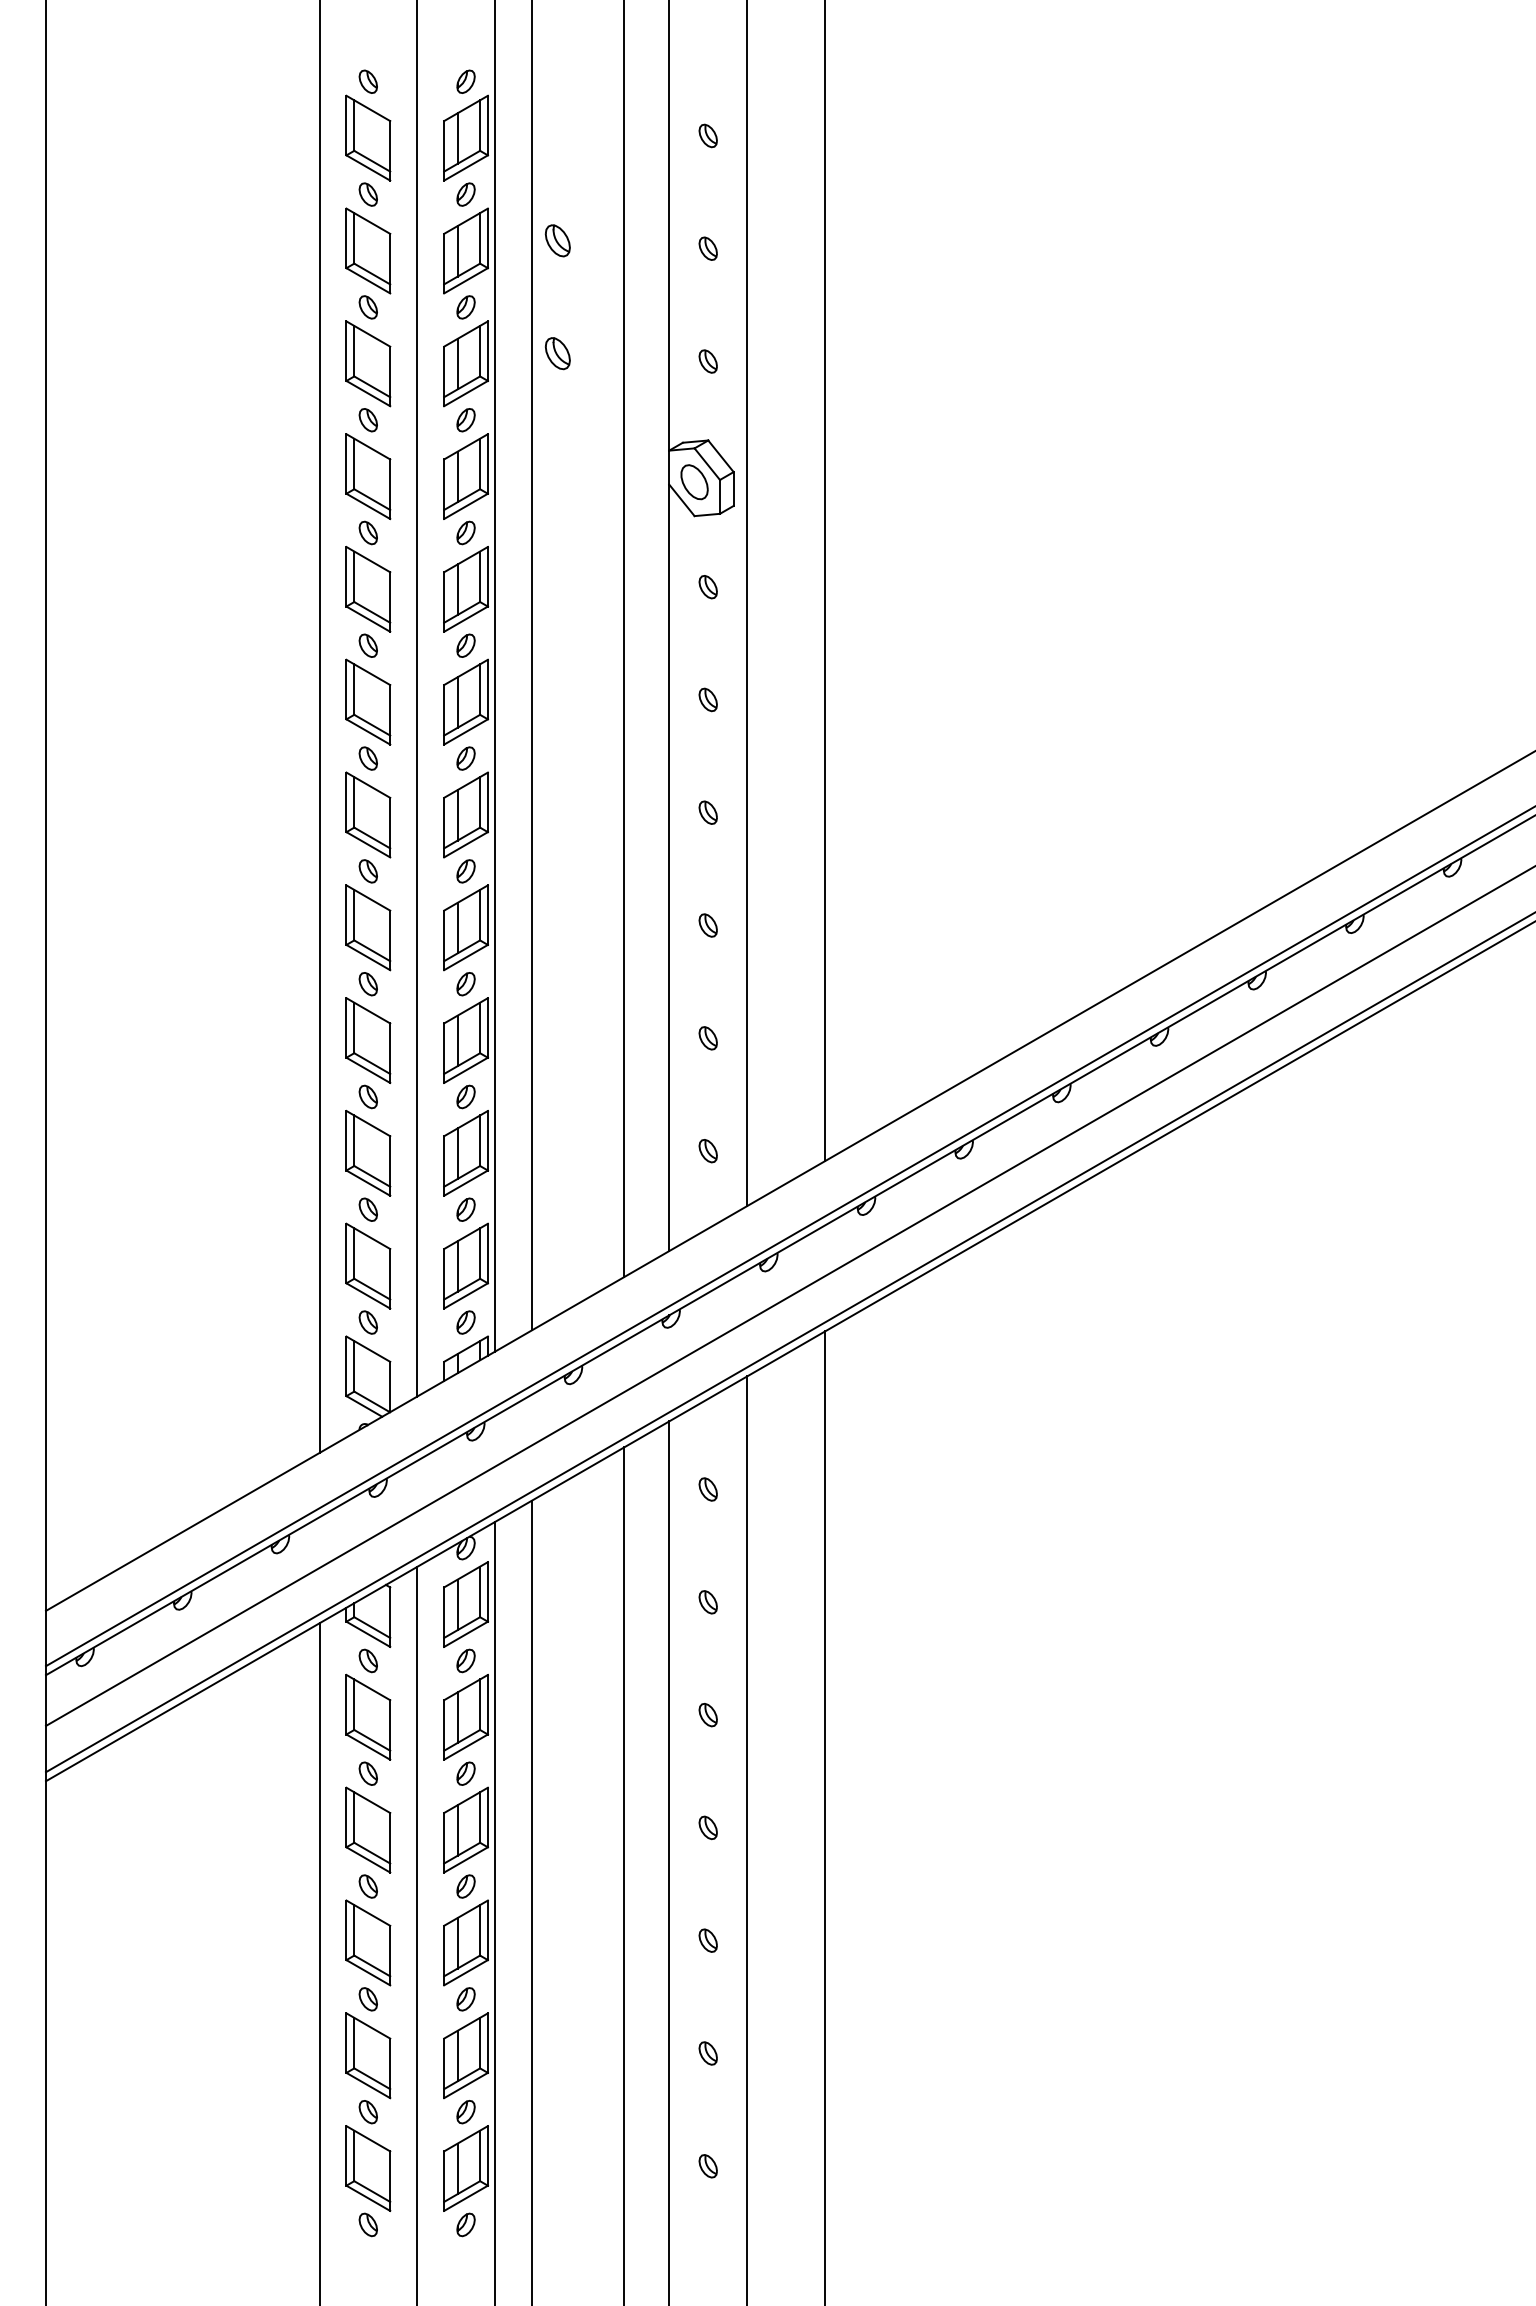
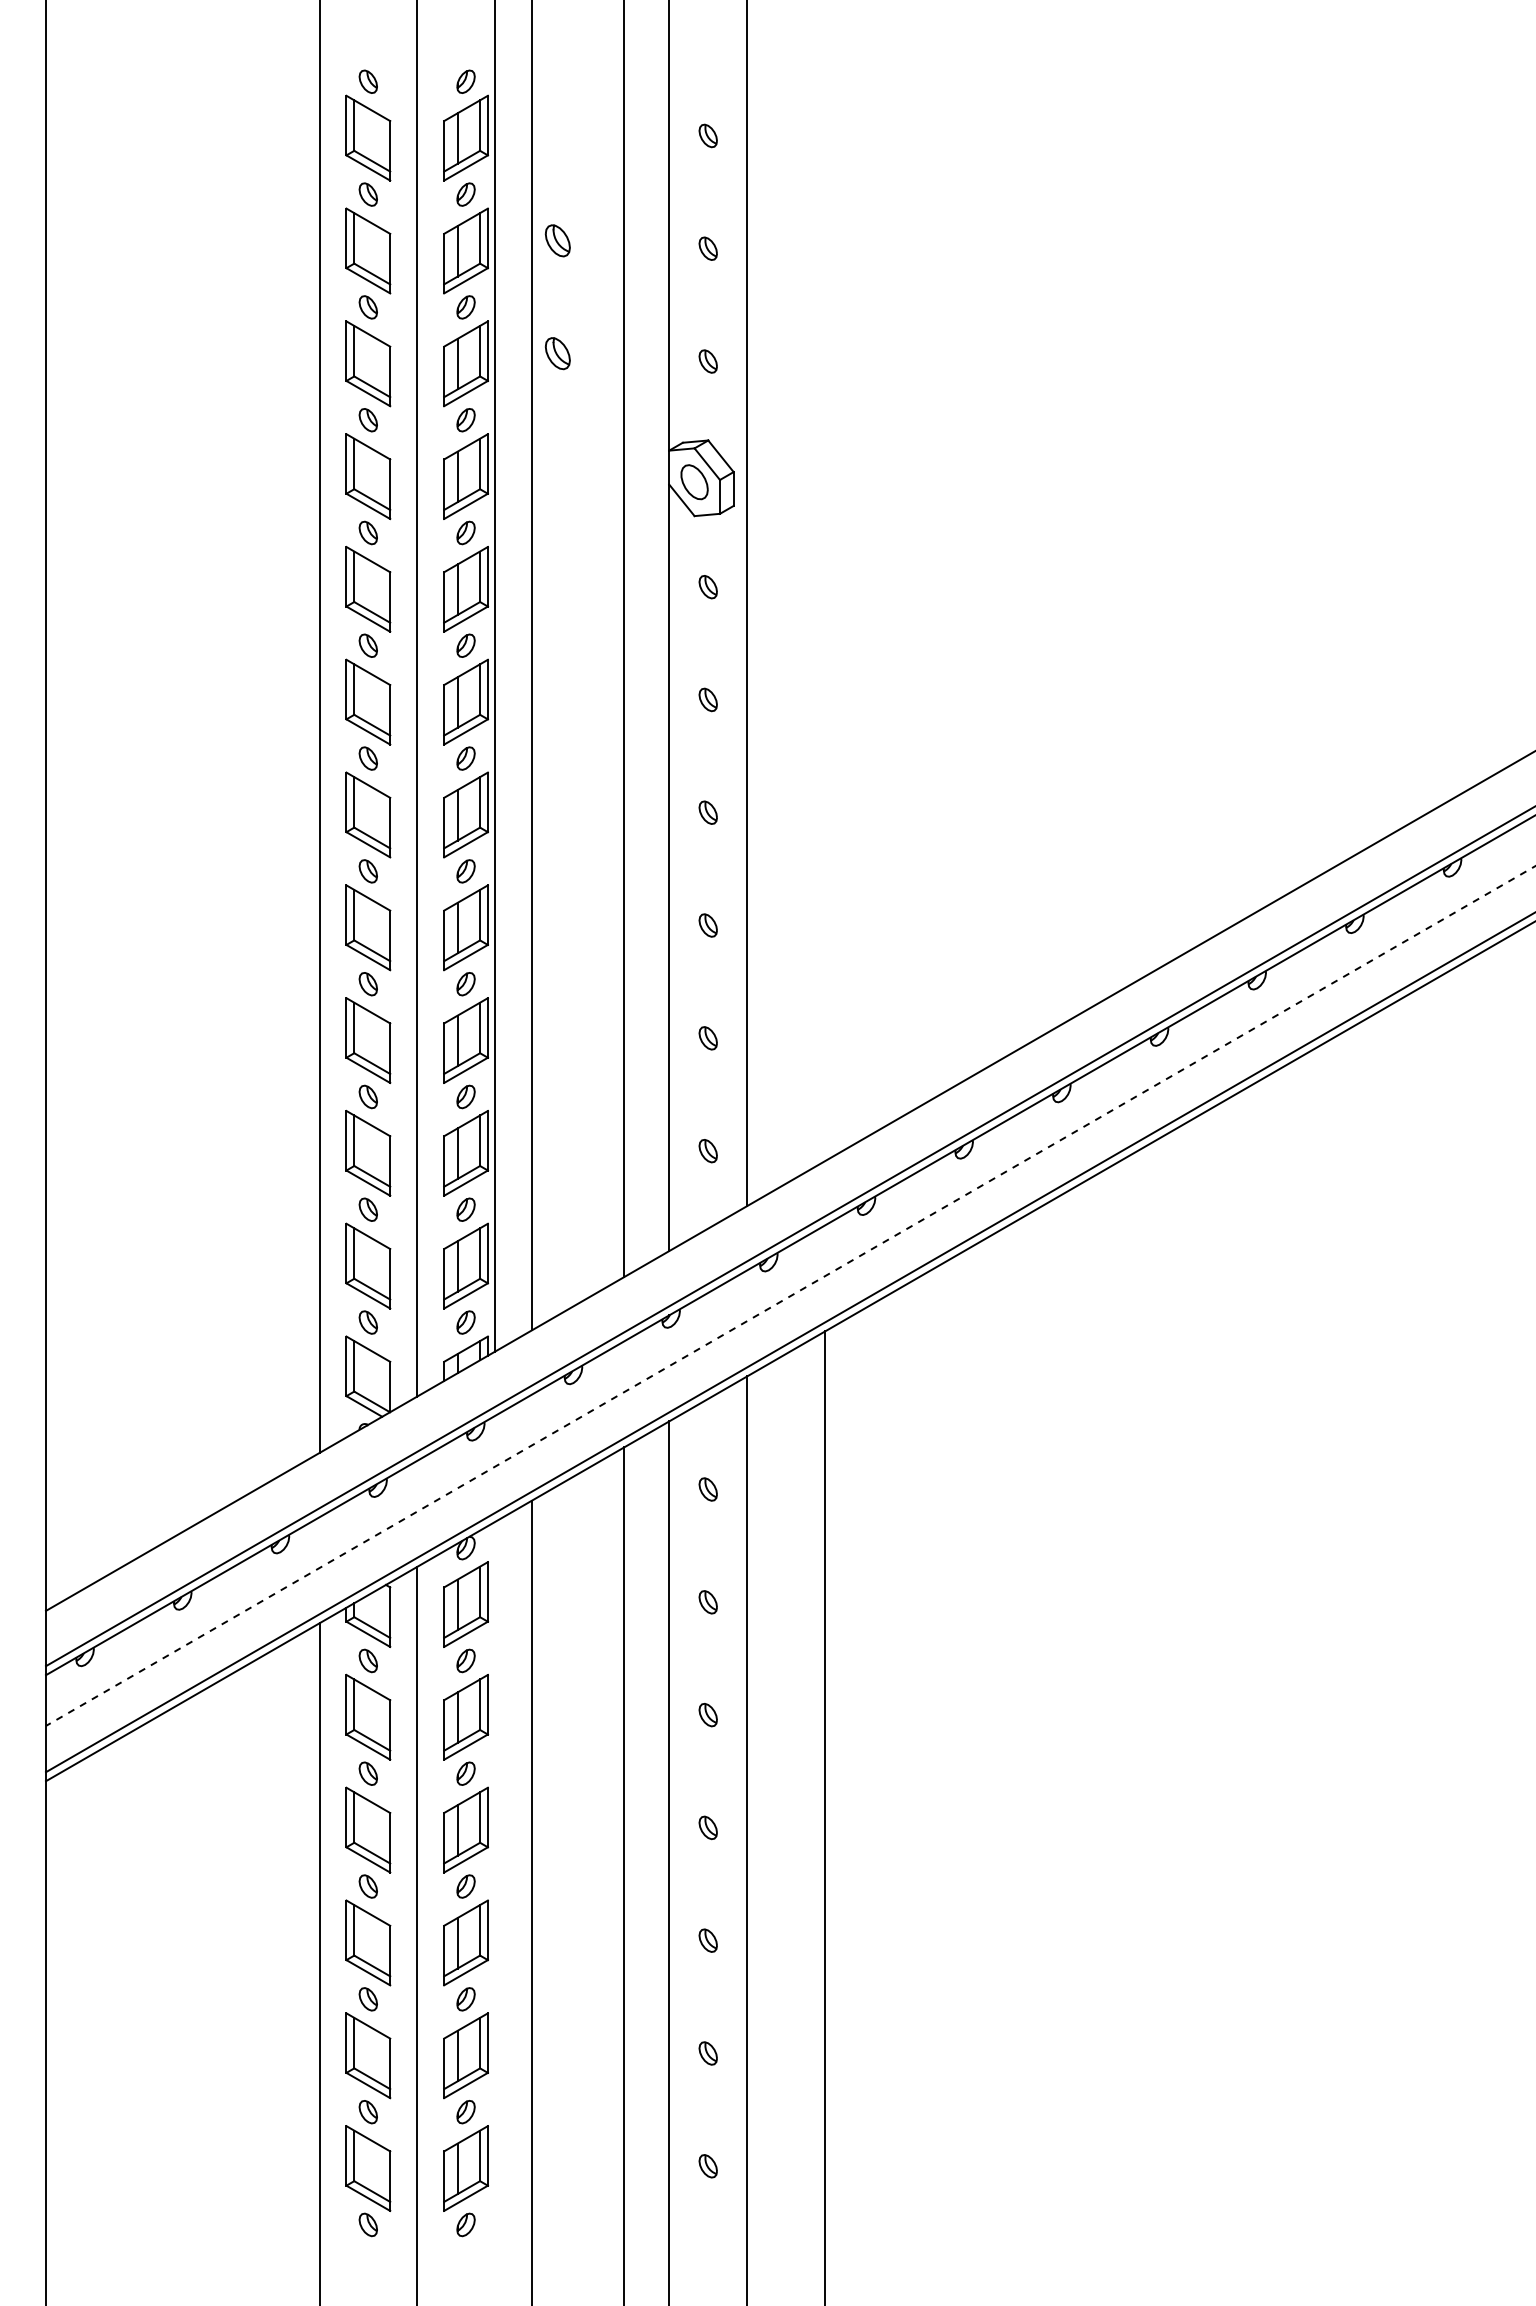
line: present -> none (825, 581)
line: solid -> dashed (790, 1296)
line: present -> none (495, 1911)
